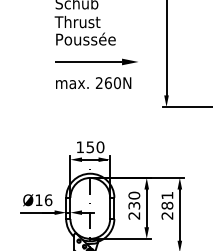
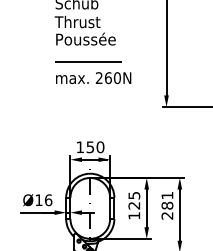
fill: present -> none (130, 61)
text position: (93, 83) -> (93, 78) (93, 78)
text: 230 -> 125 (134, 205)
